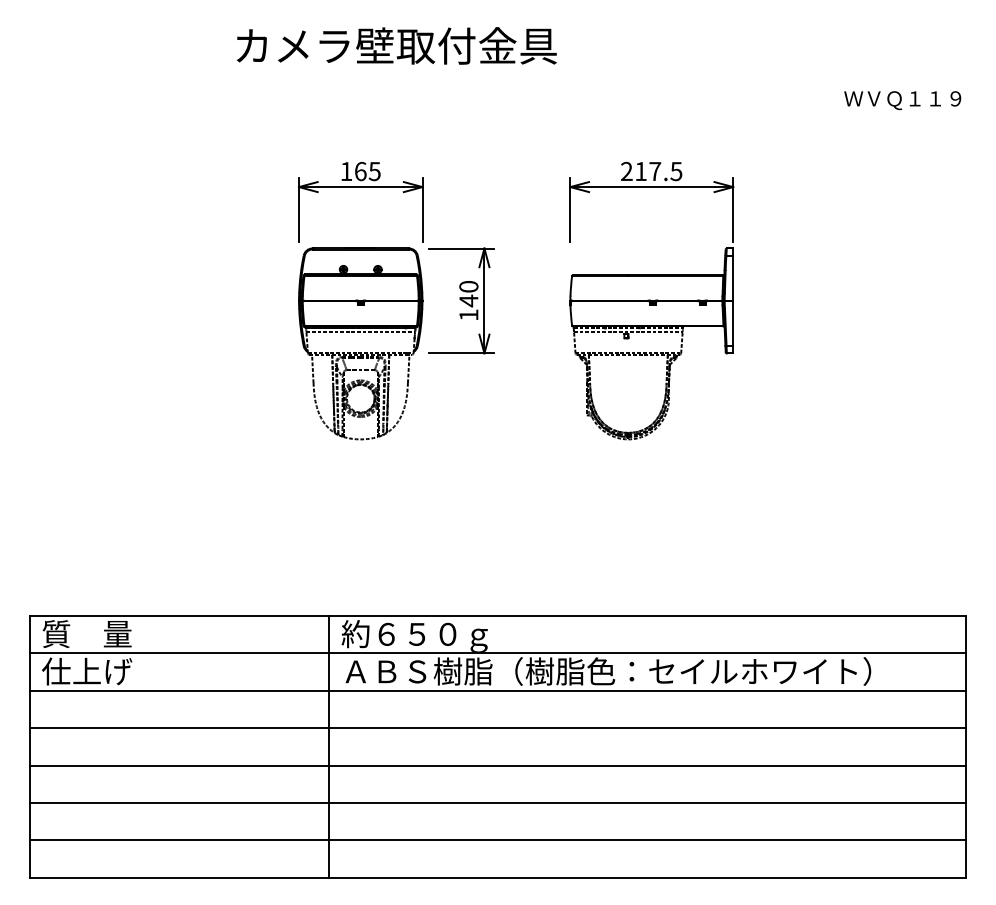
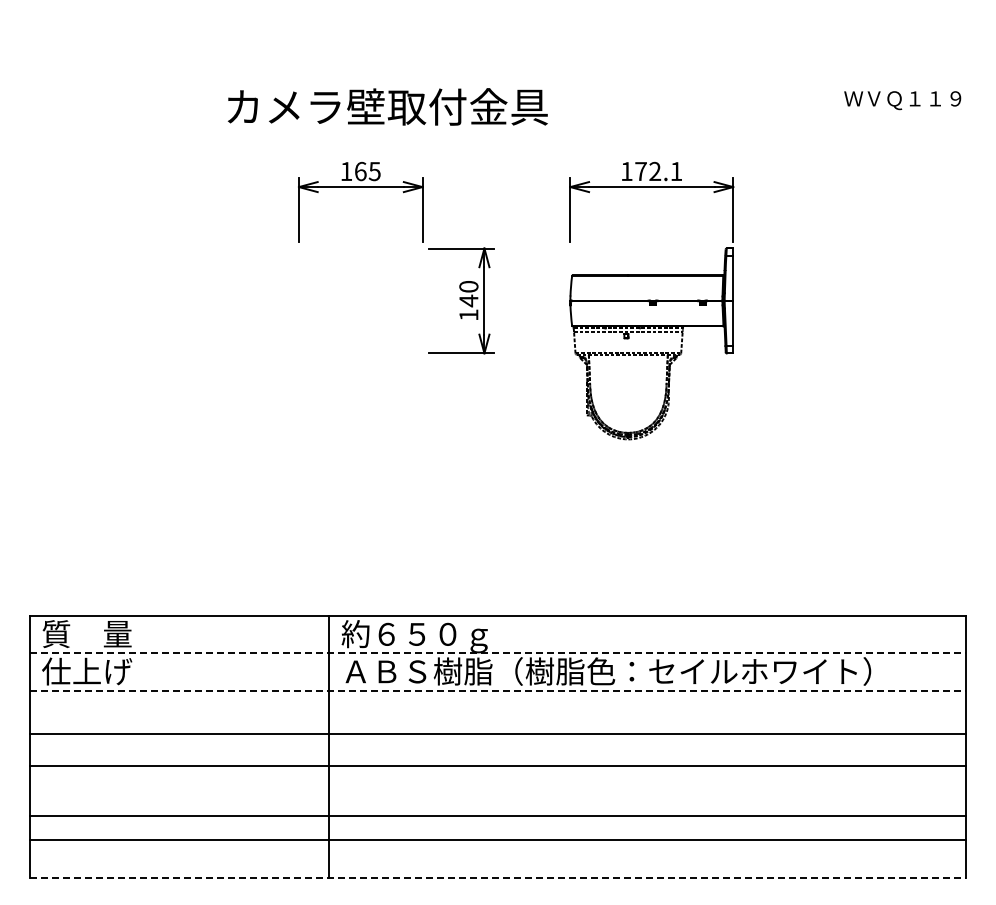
text position: (396, 45) -> (387, 106) (387, 106)
text: 217.5 -> 172.1 (651, 171)
part: present -> none (360, 352)
line: solid -> dashed (498, 653)
line: solid -> dashed (498, 690)
line position: (497, 728) -> (497, 734) (497, 734)
line position: (497, 802) -> (497, 815) (497, 815)
line: solid -> dashed (498, 877)
